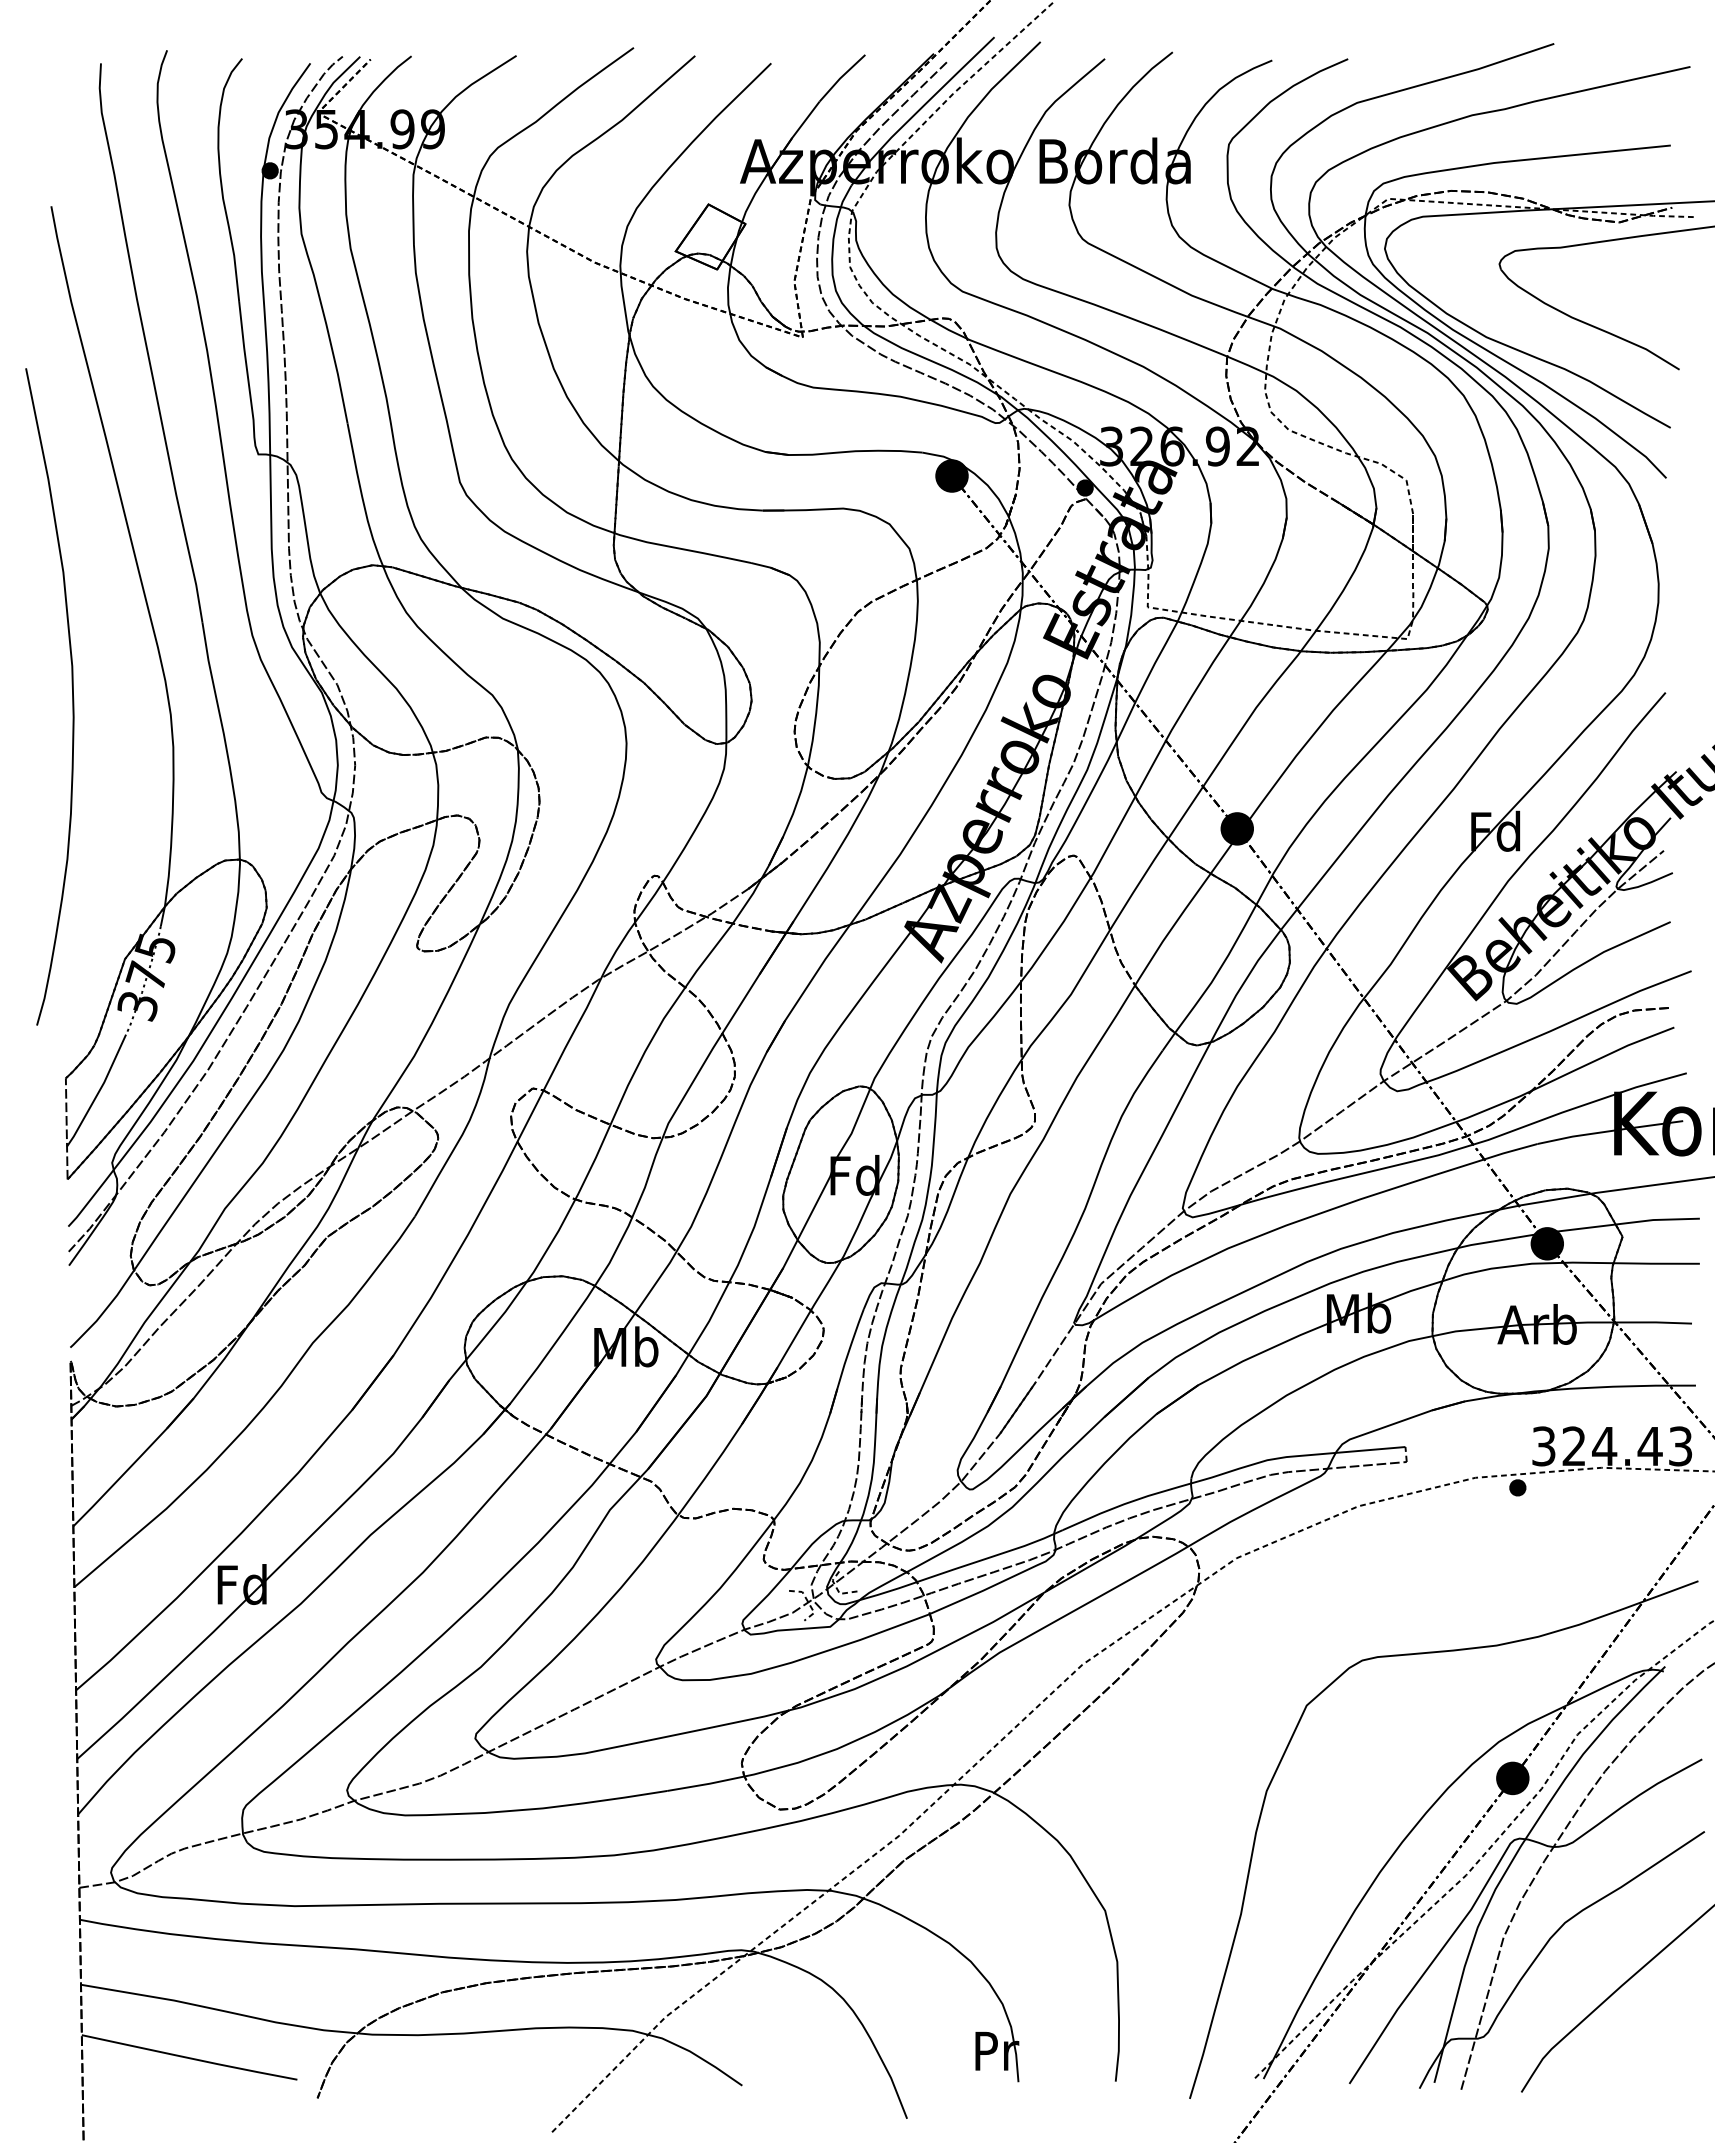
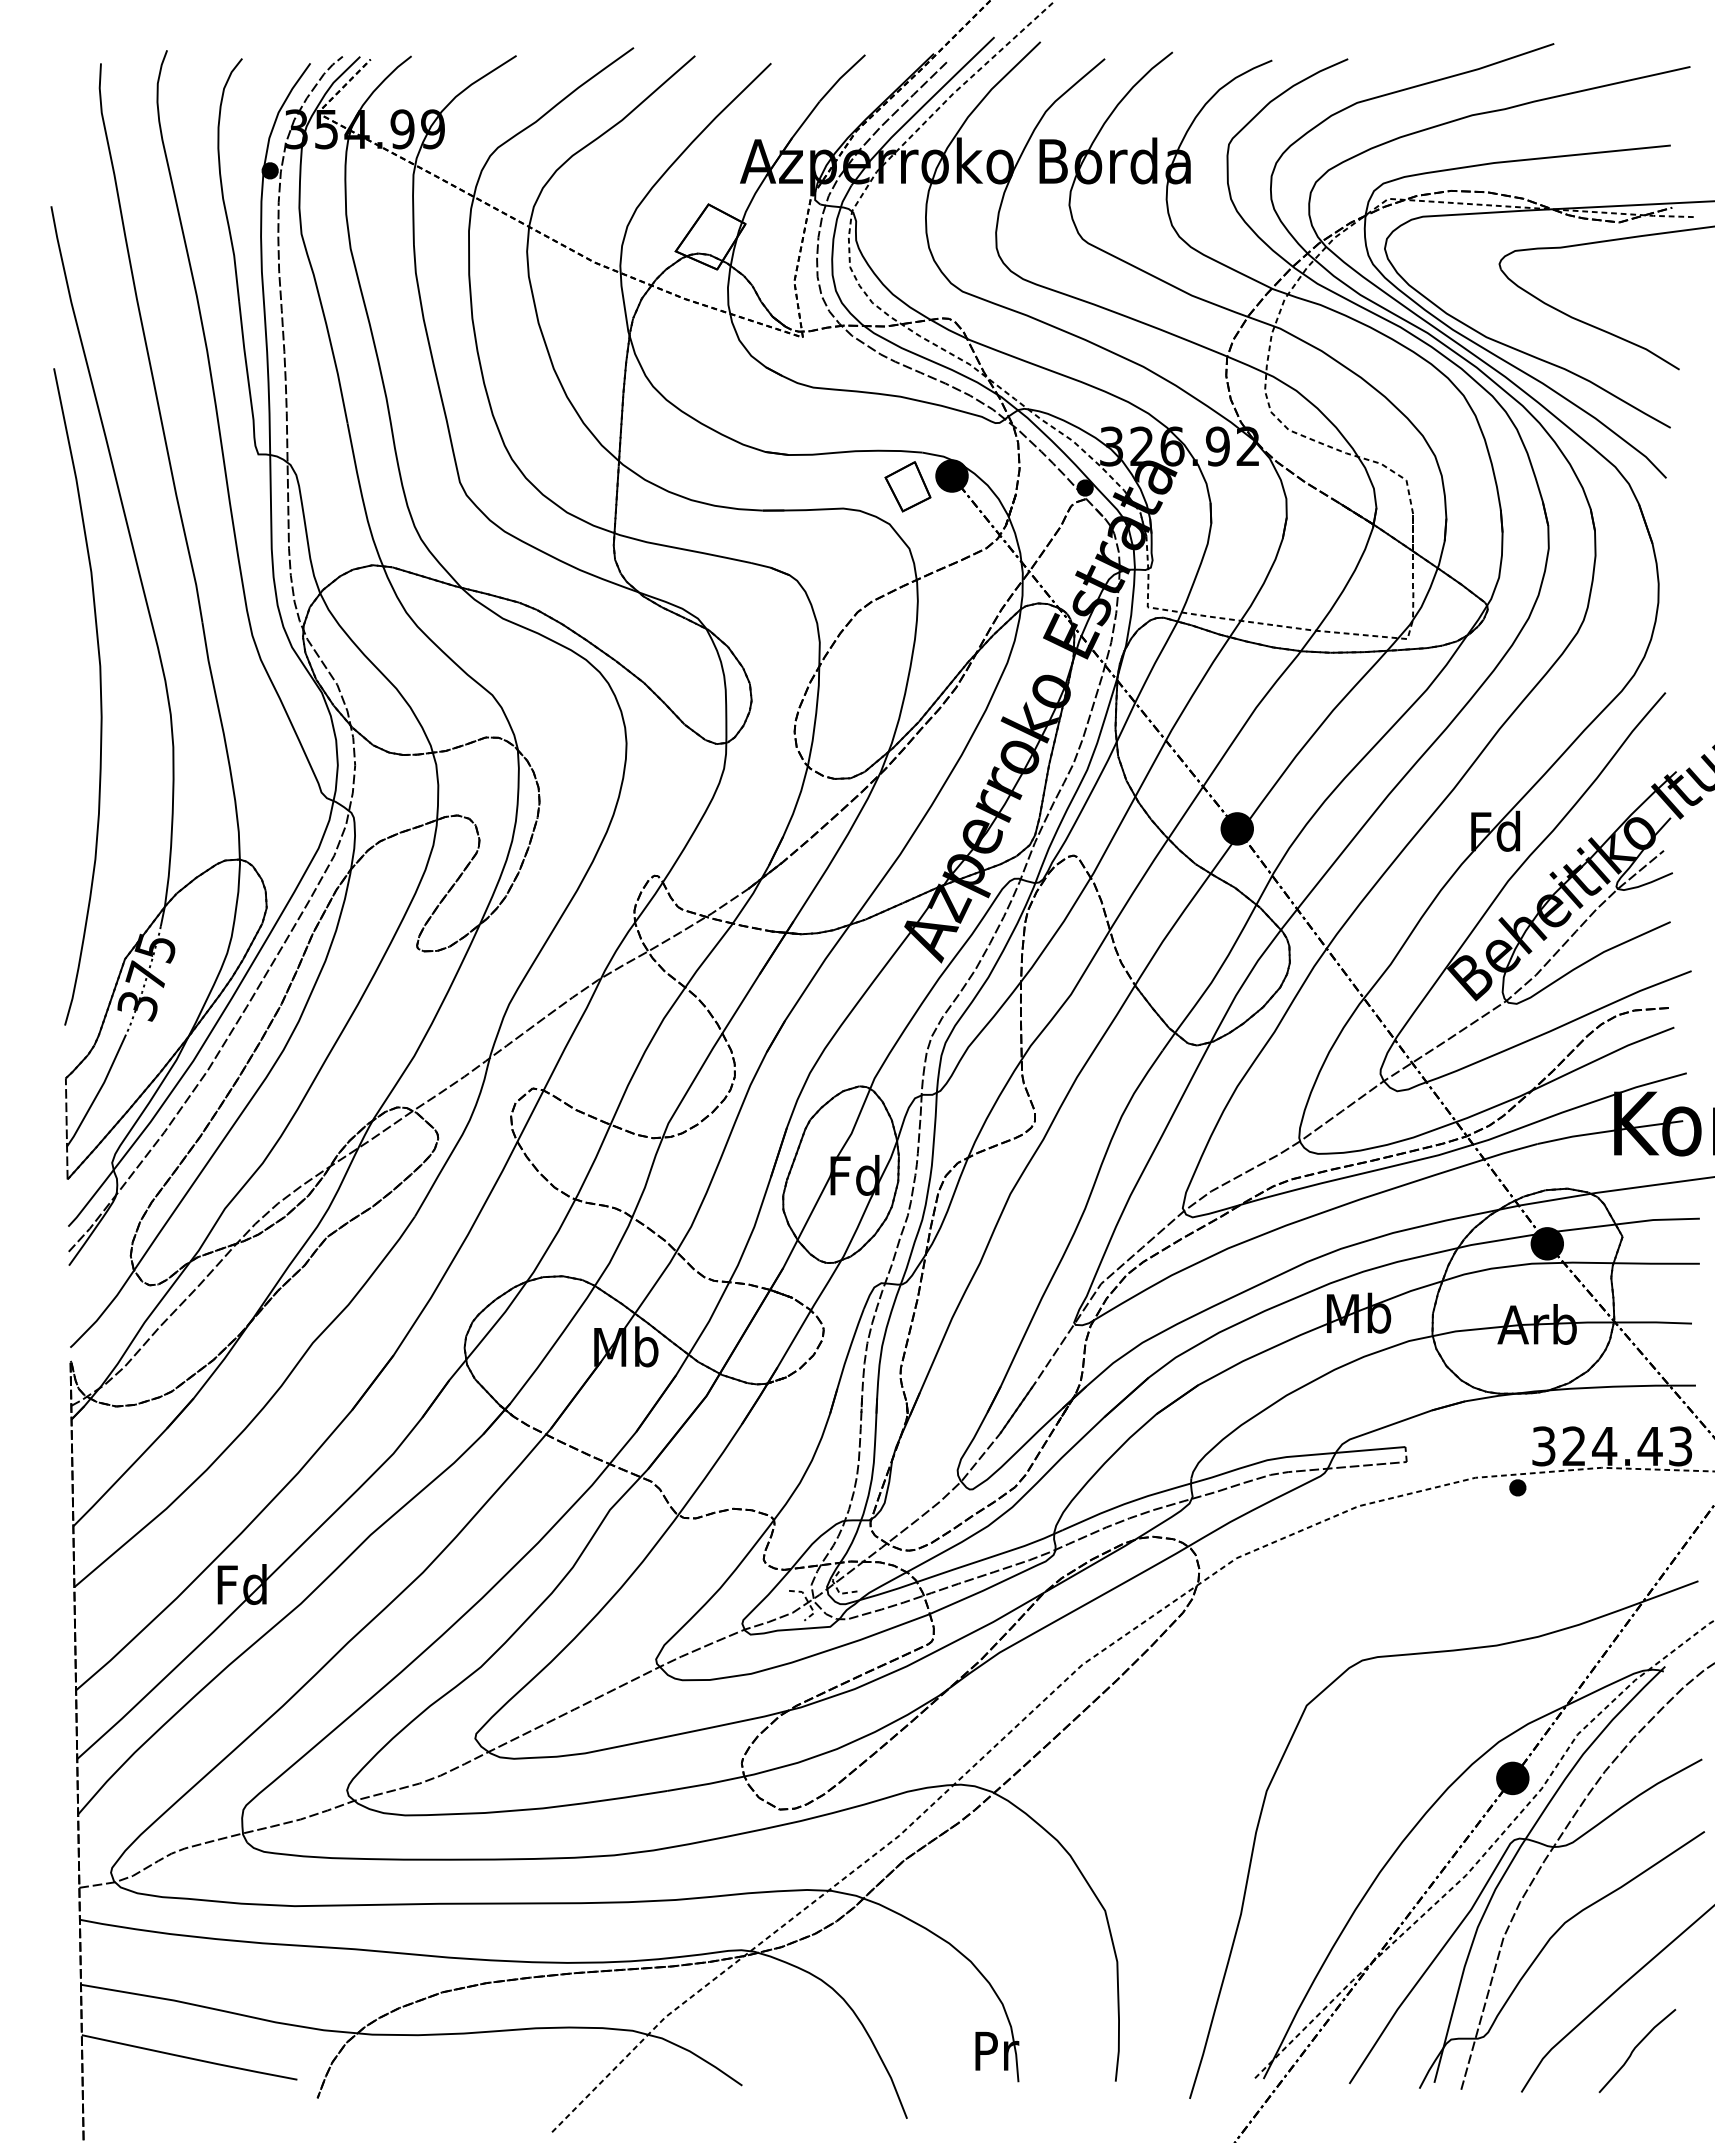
part: none -> present (907, 486)
curve position: (72, 696) -> (100, 696) (100, 696)
curve: none -> present (1635, 2049)
